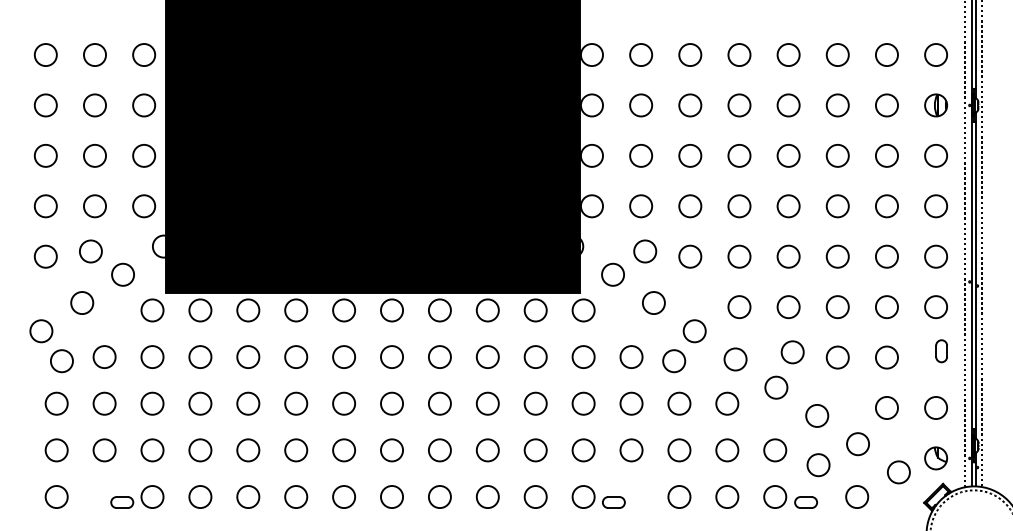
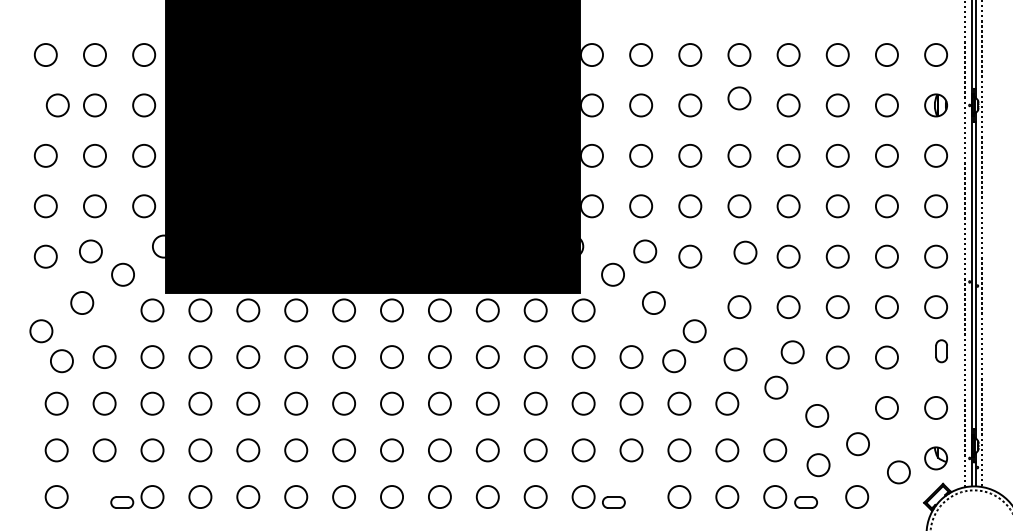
circle position: (45, 105) -> (57, 105) (57, 105)
circle position: (739, 105) -> (739, 98) (739, 98)
circle position: (739, 256) -> (745, 252) (745, 252)
